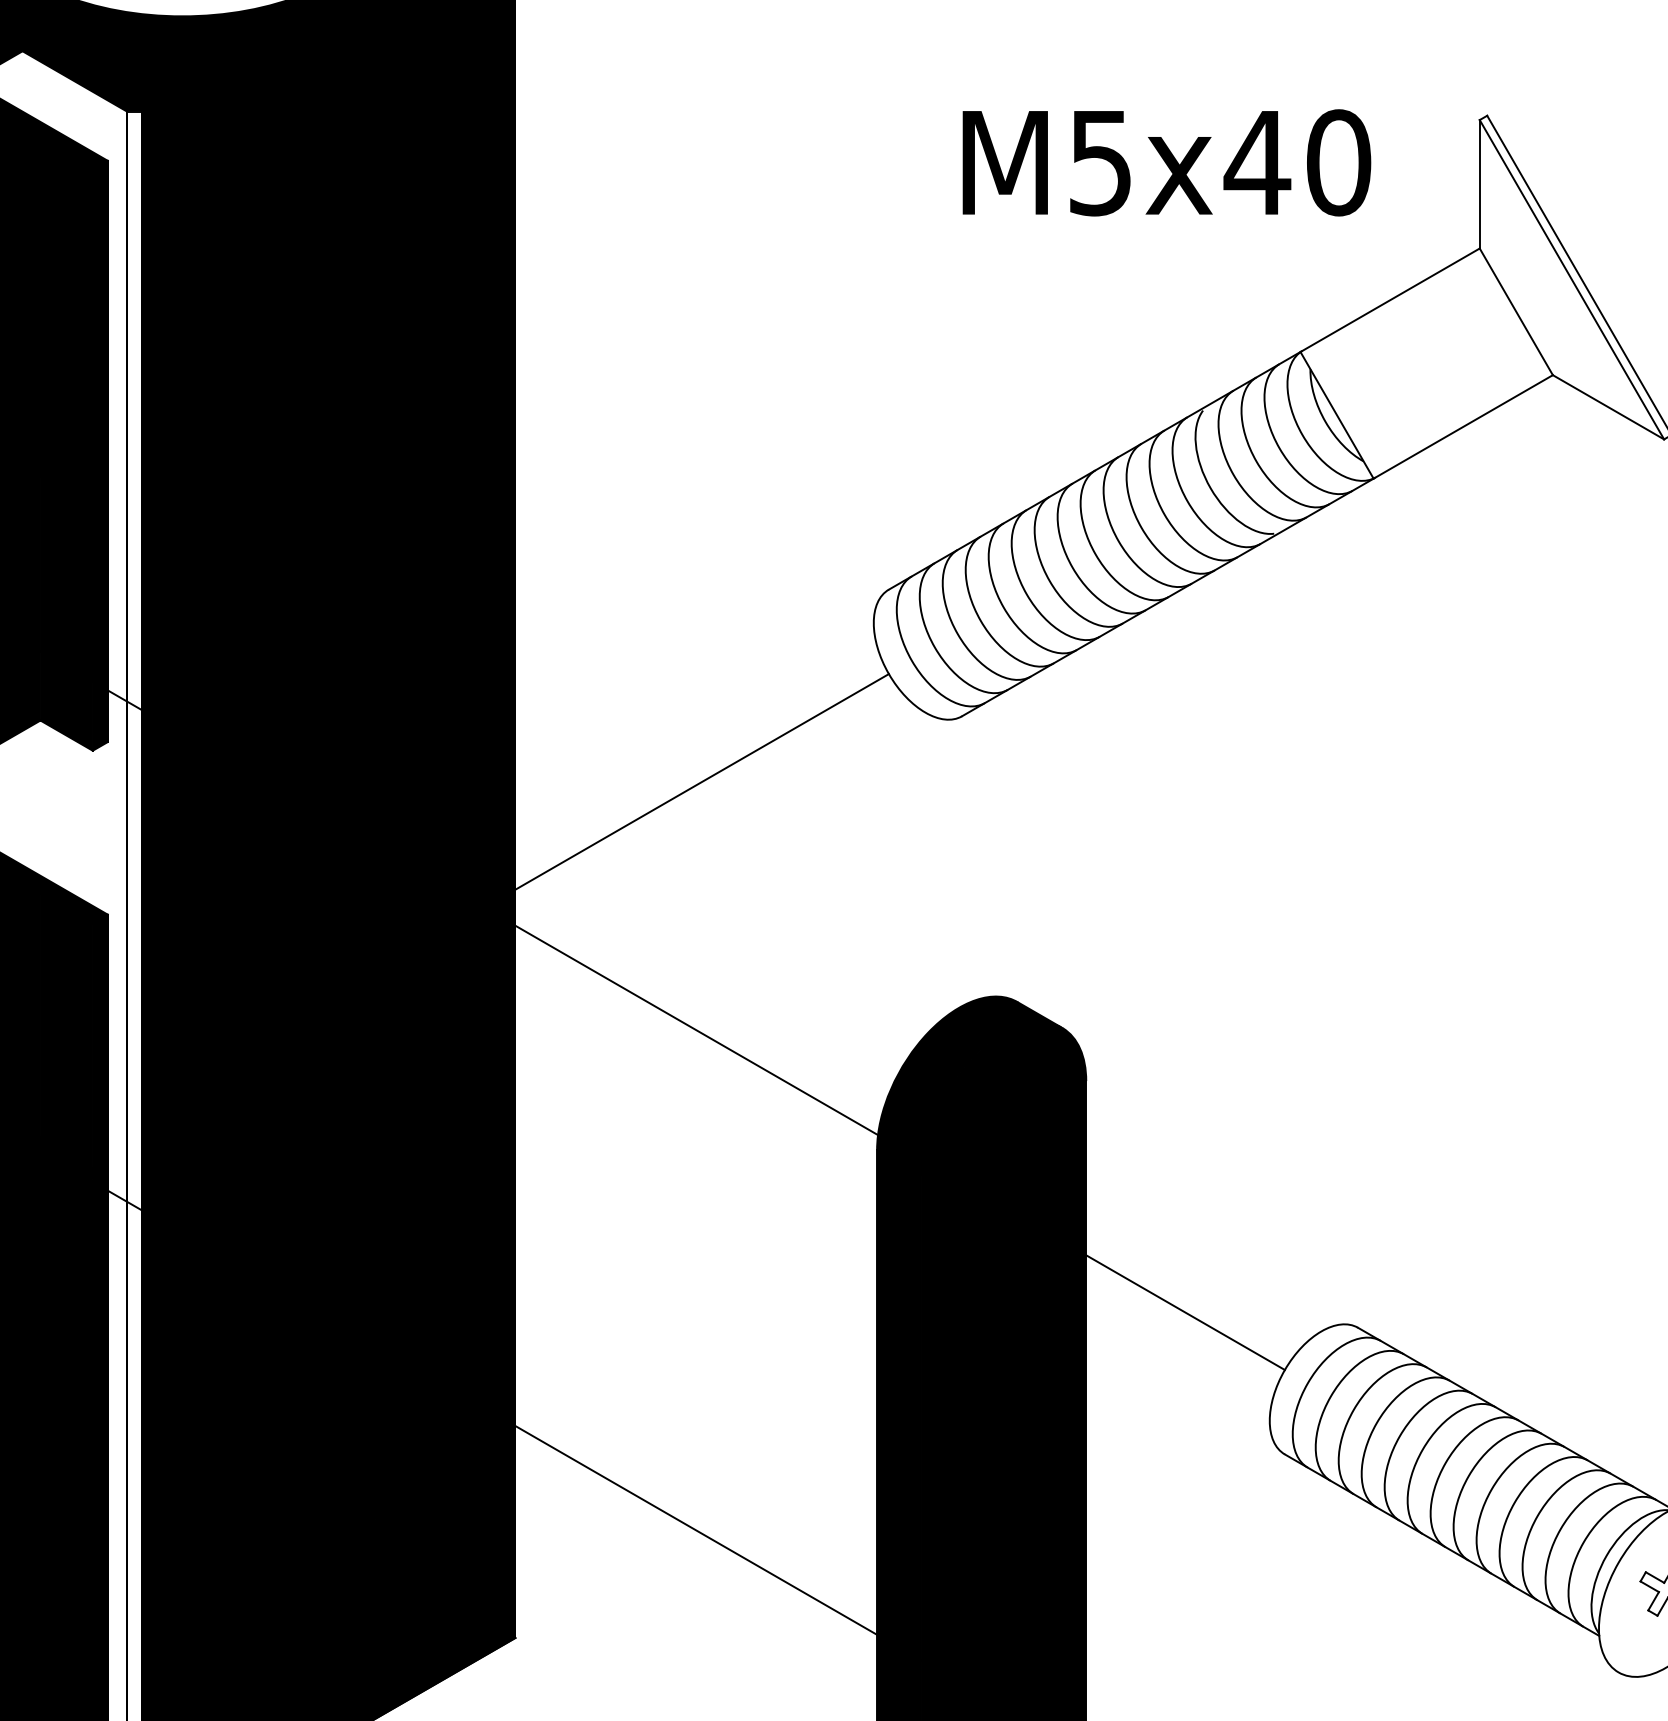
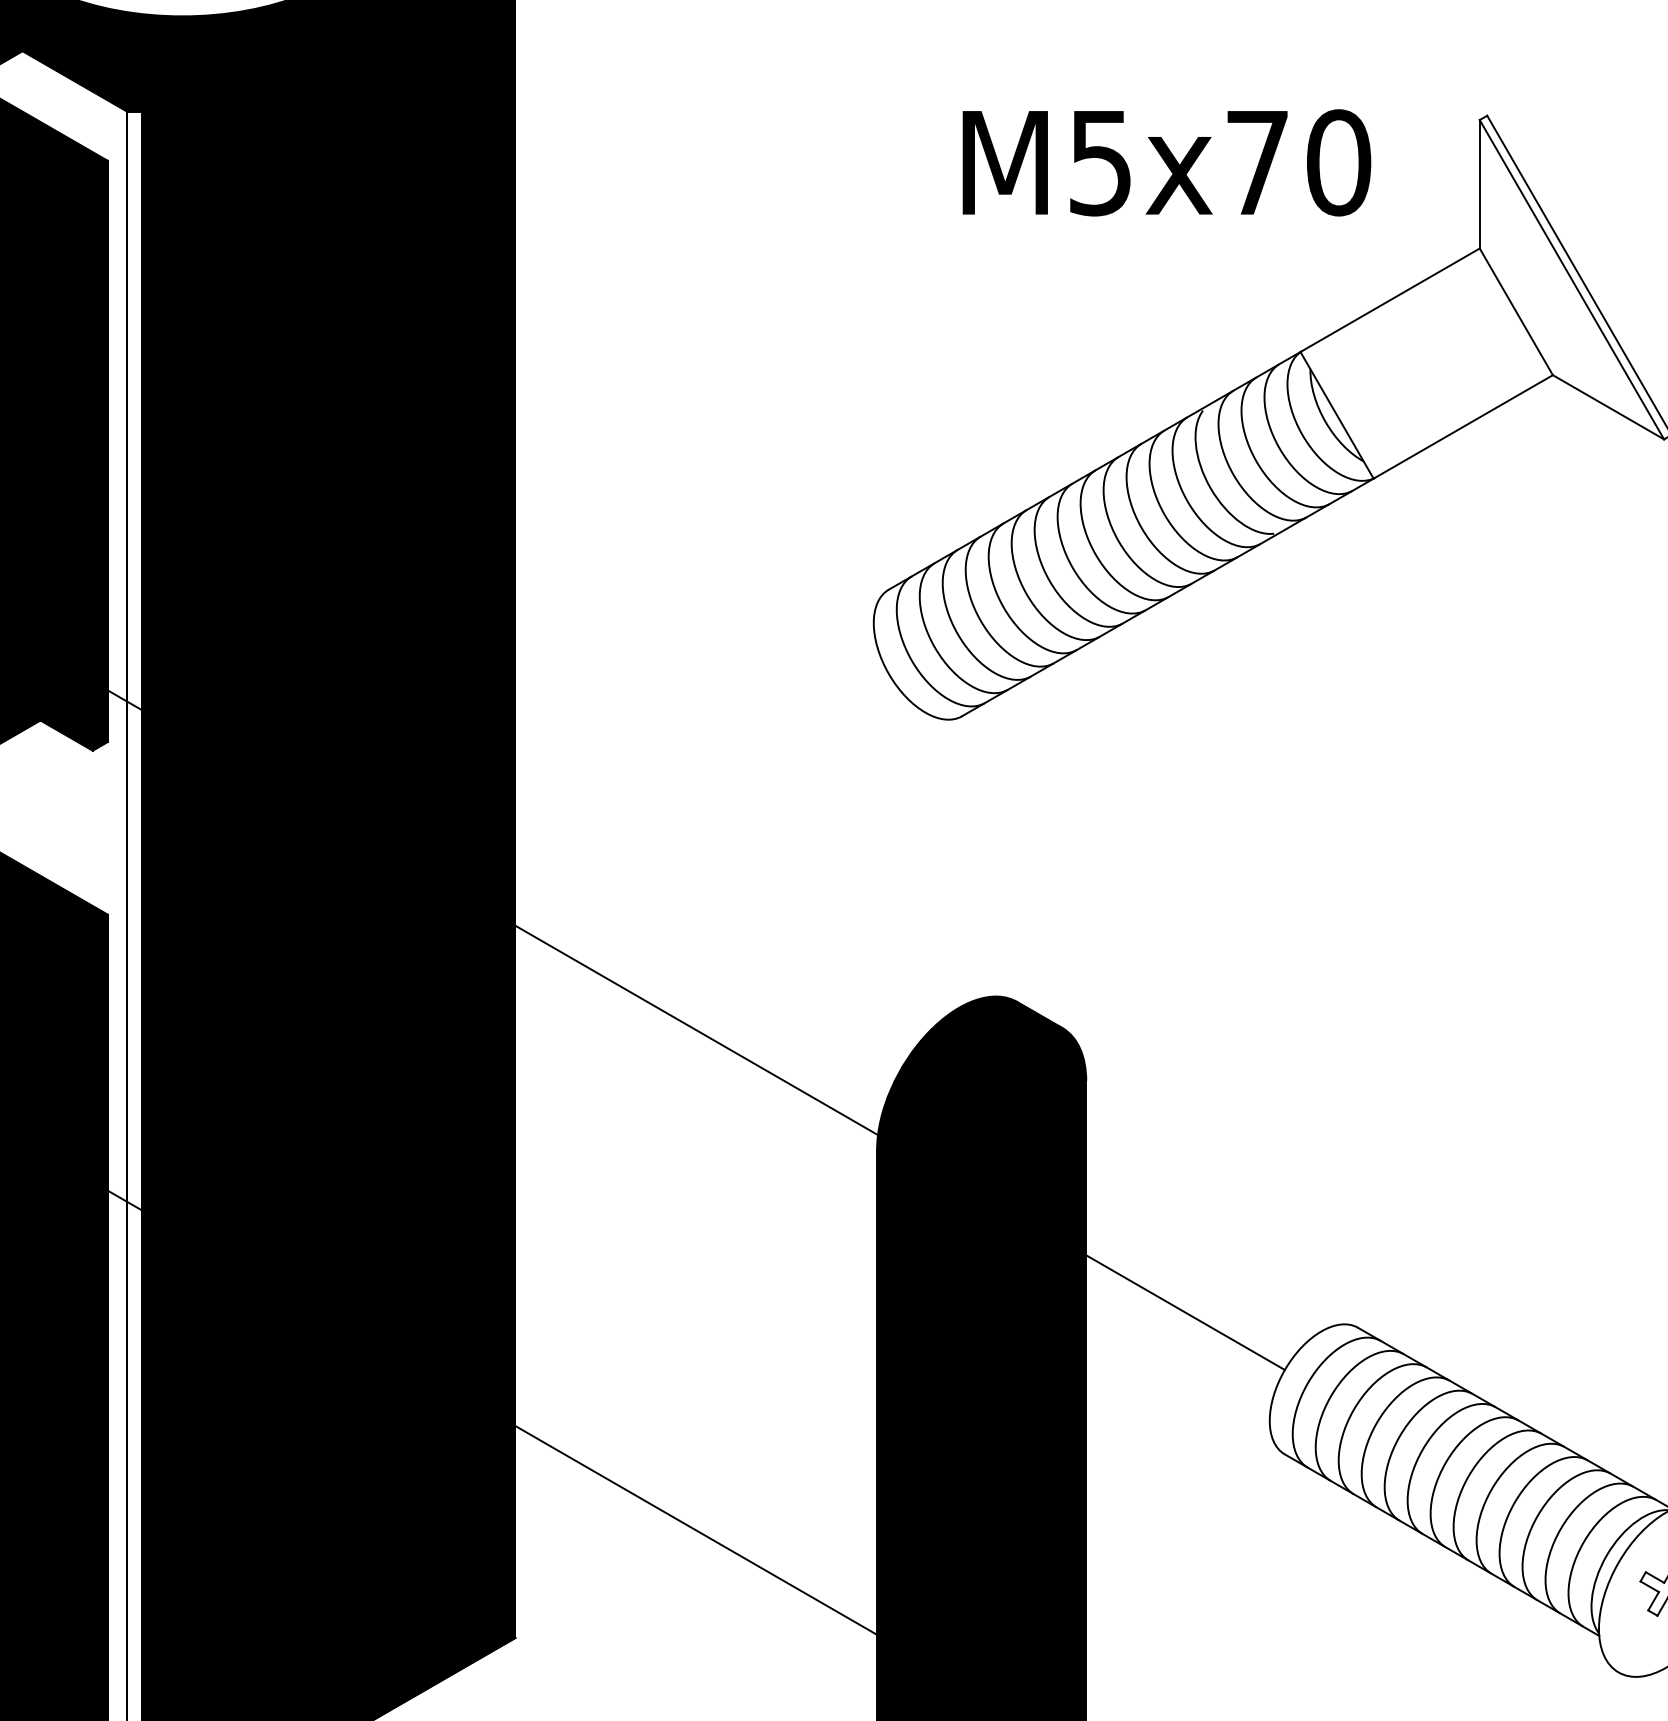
text: M5x40 -> M5x70 (1257, 162)
line: present -> none (701, 781)
